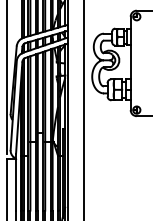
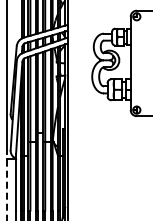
line: present -> none (83, 109)
line: solid -> dashed (7, 190)
